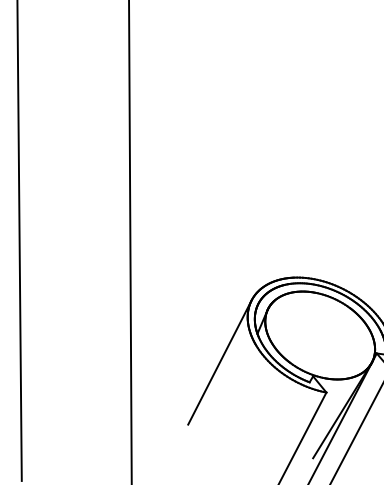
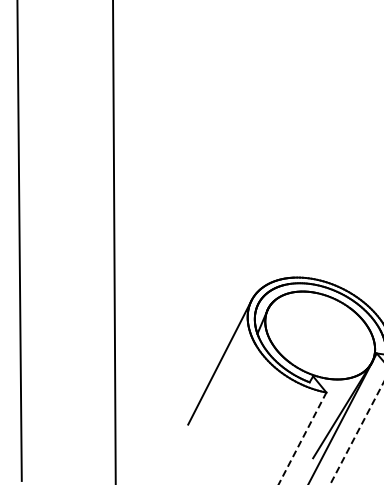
line position: (130, 241) -> (114, 241) (114, 241)
line: solid -> dashed (357, 433)
line: solid -> dashed (302, 438)
